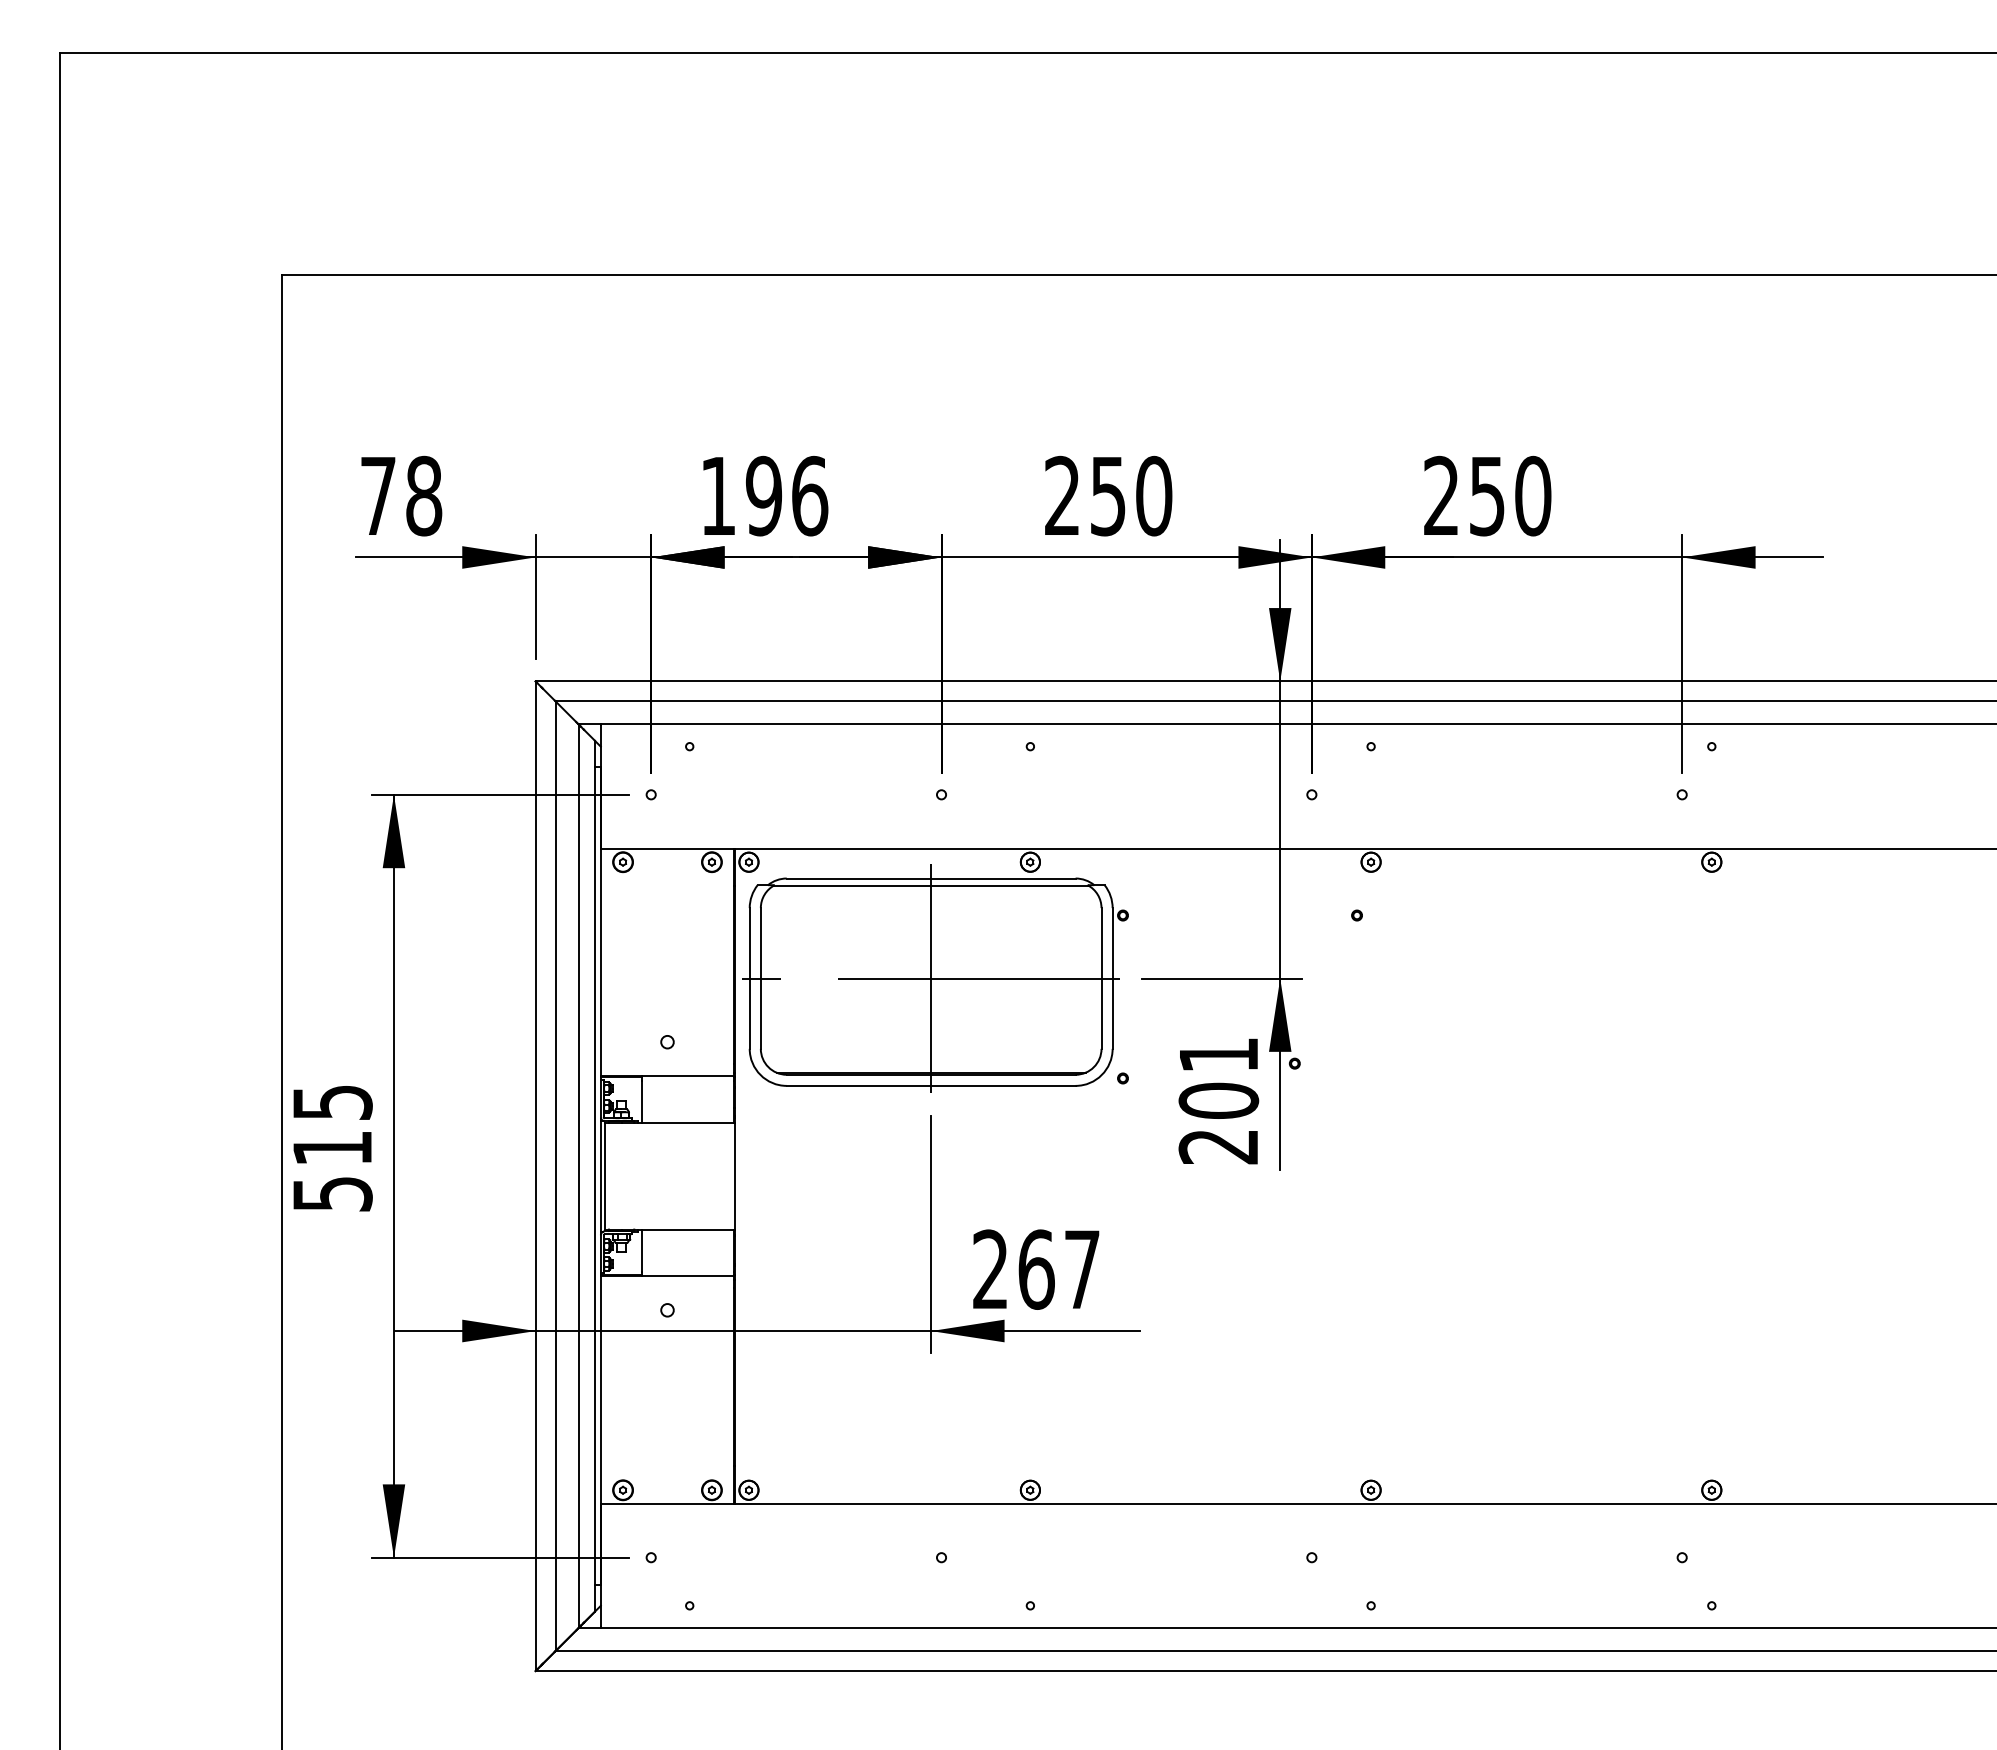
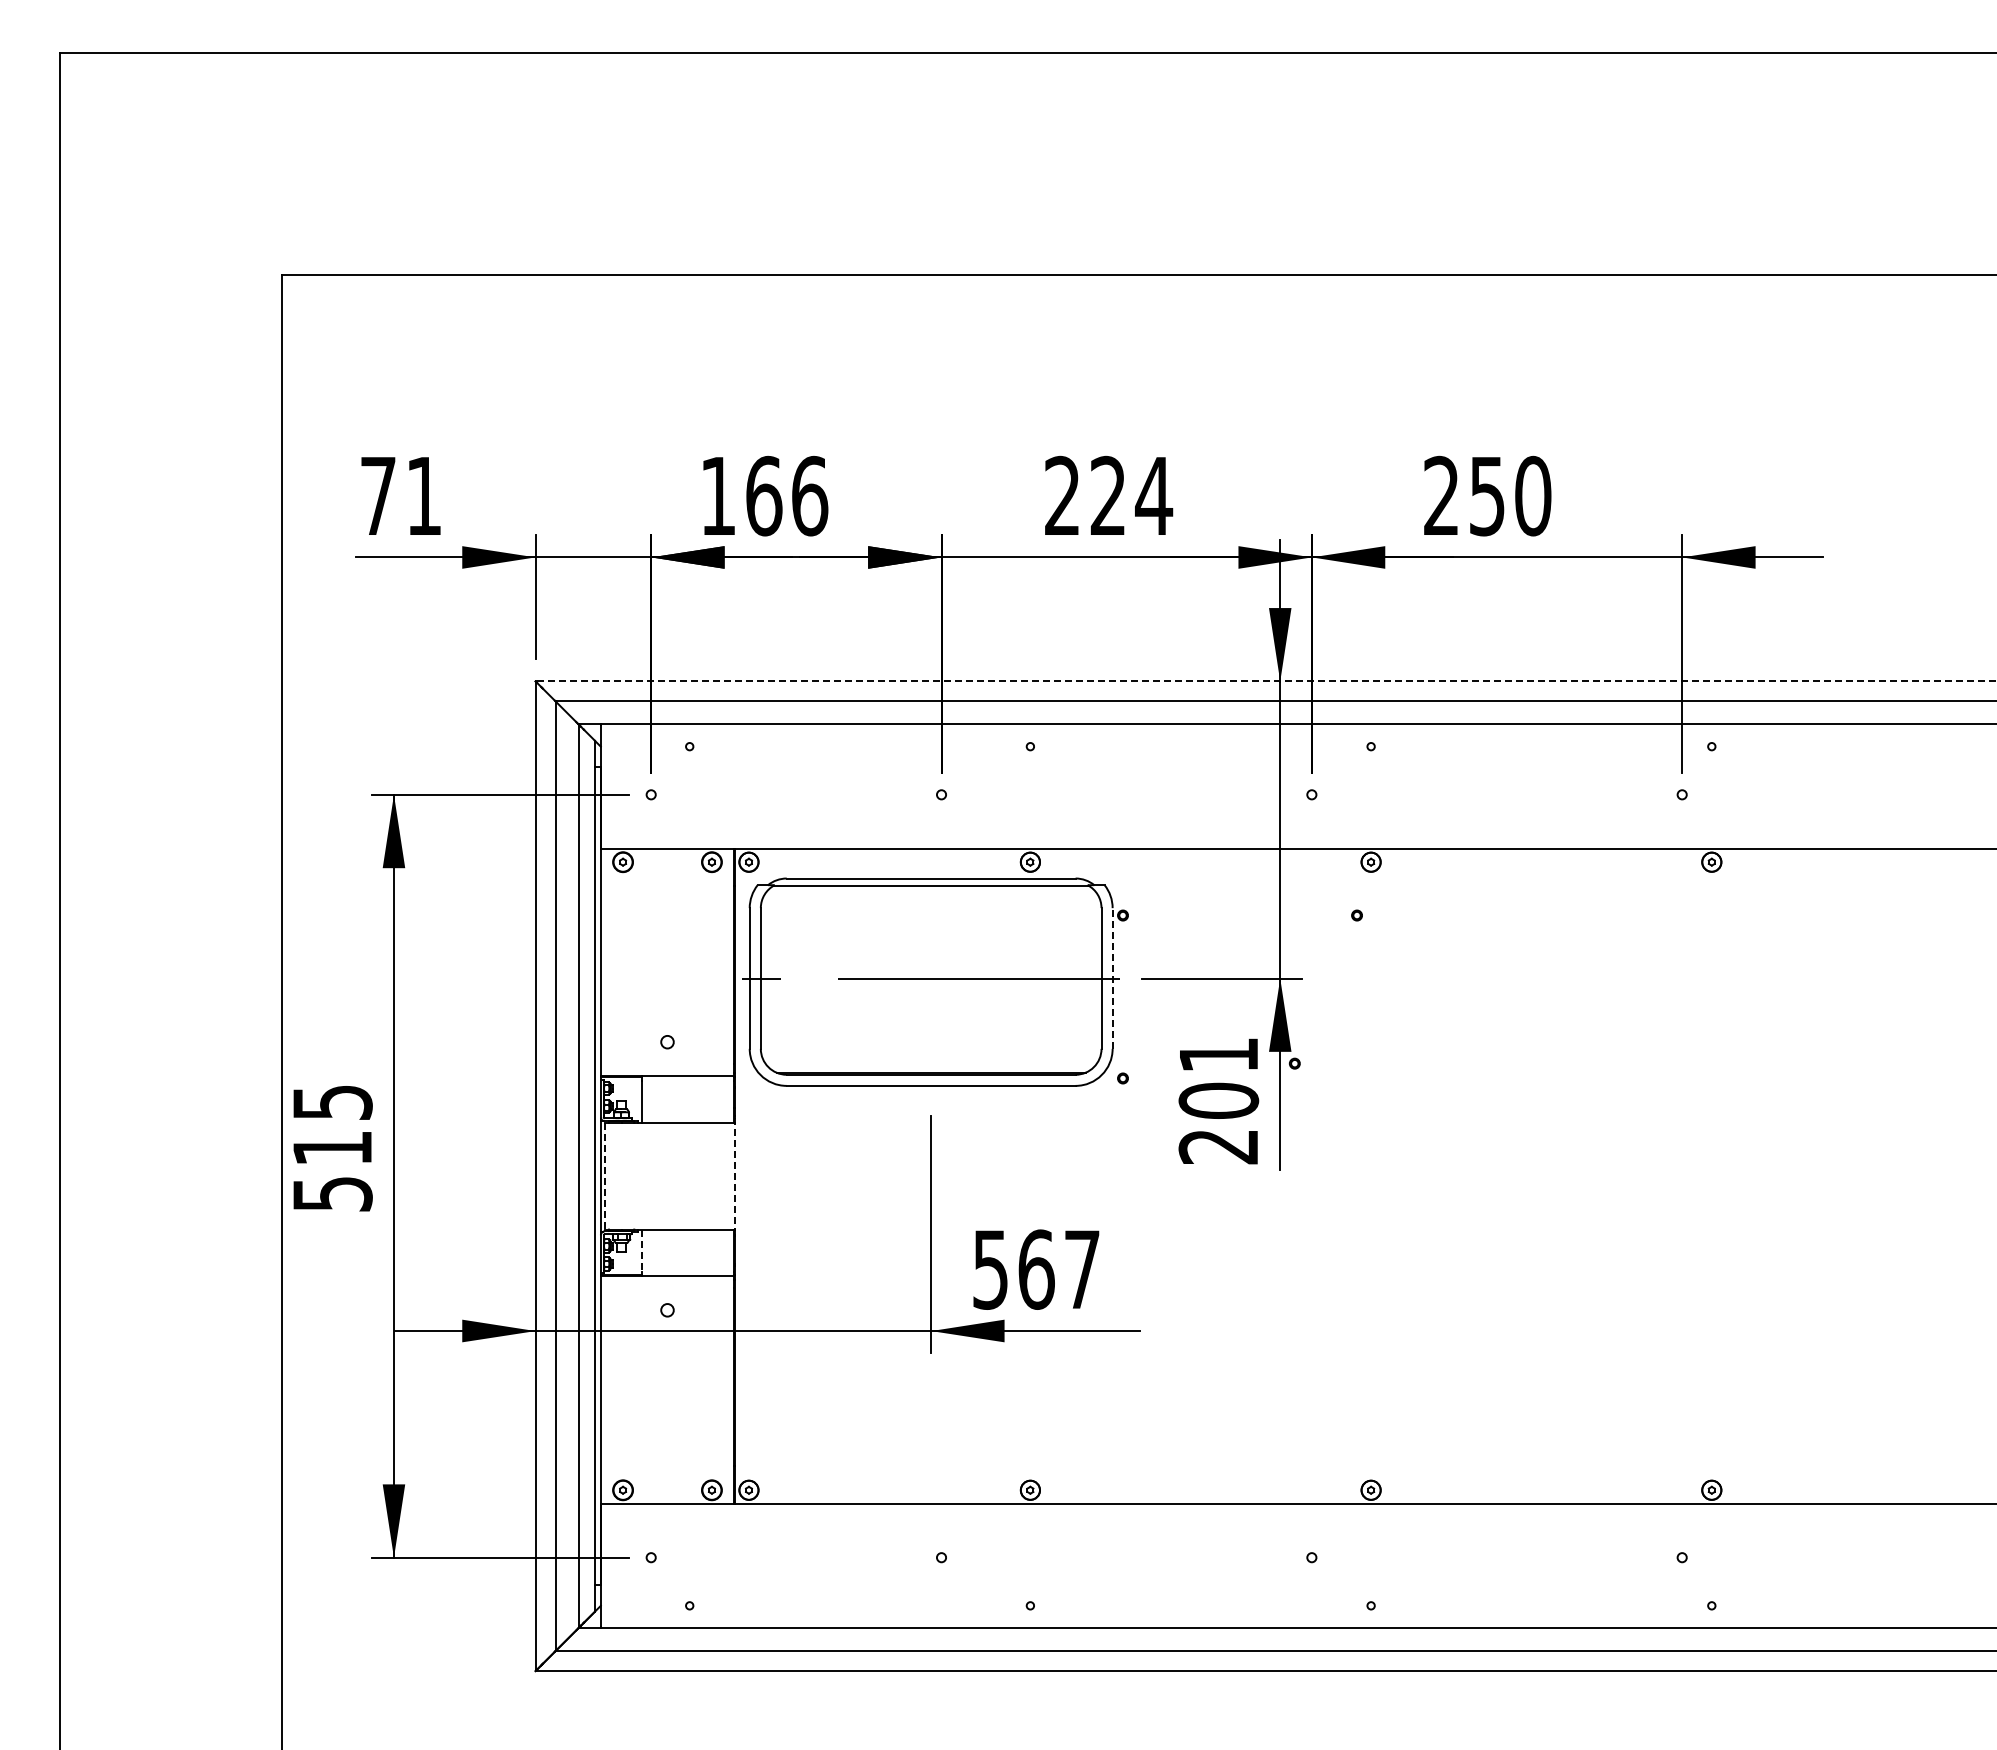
text: 78 -> 71 (424, 495)
text: 196 -> 166 (763, 495)
text: 250 -> 224 (1131, 495)
line: solid -> dashed (1265, 681)
line: present -> none (931, 978)
line: solid -> dashed (1112, 978)
line: solid -> dashed (734, 1175)
line: solid -> dashed (605, 1176)
line: solid -> dashed (642, 1251)
text: 267 -> 567 (990, 1269)
